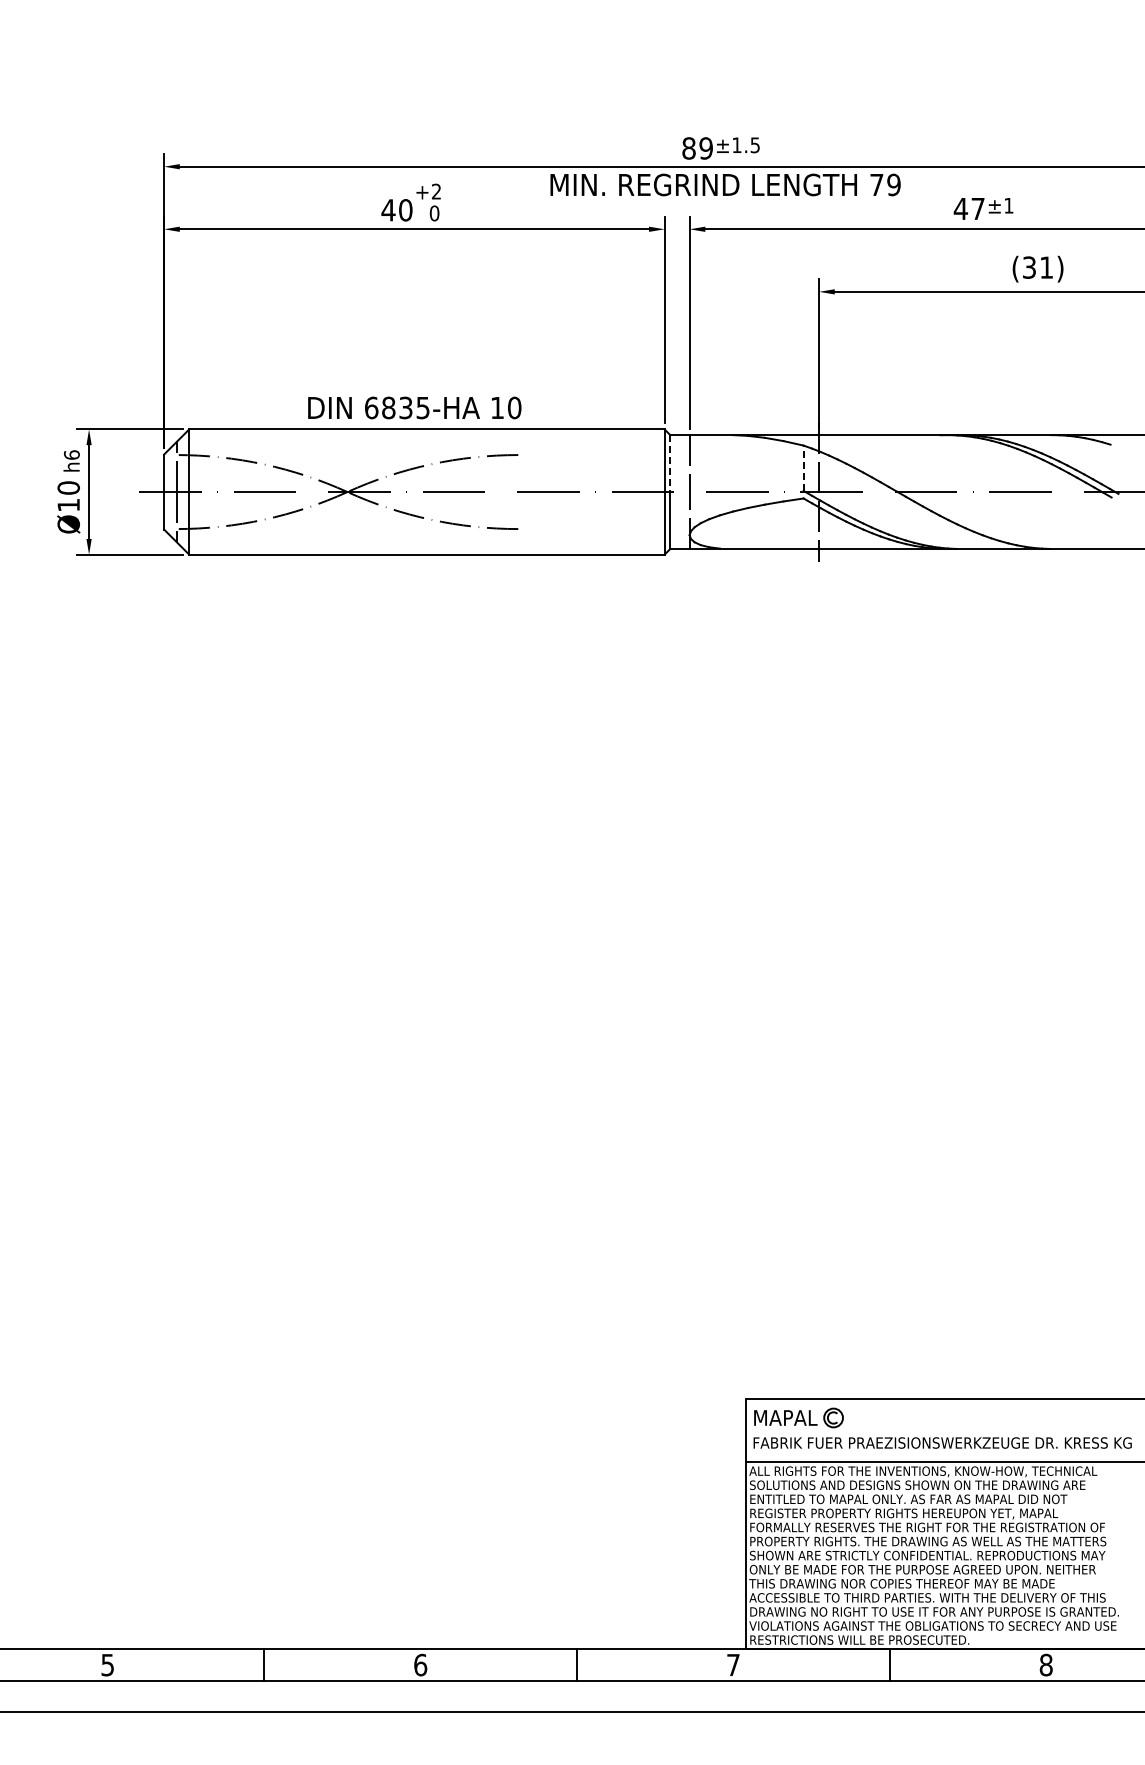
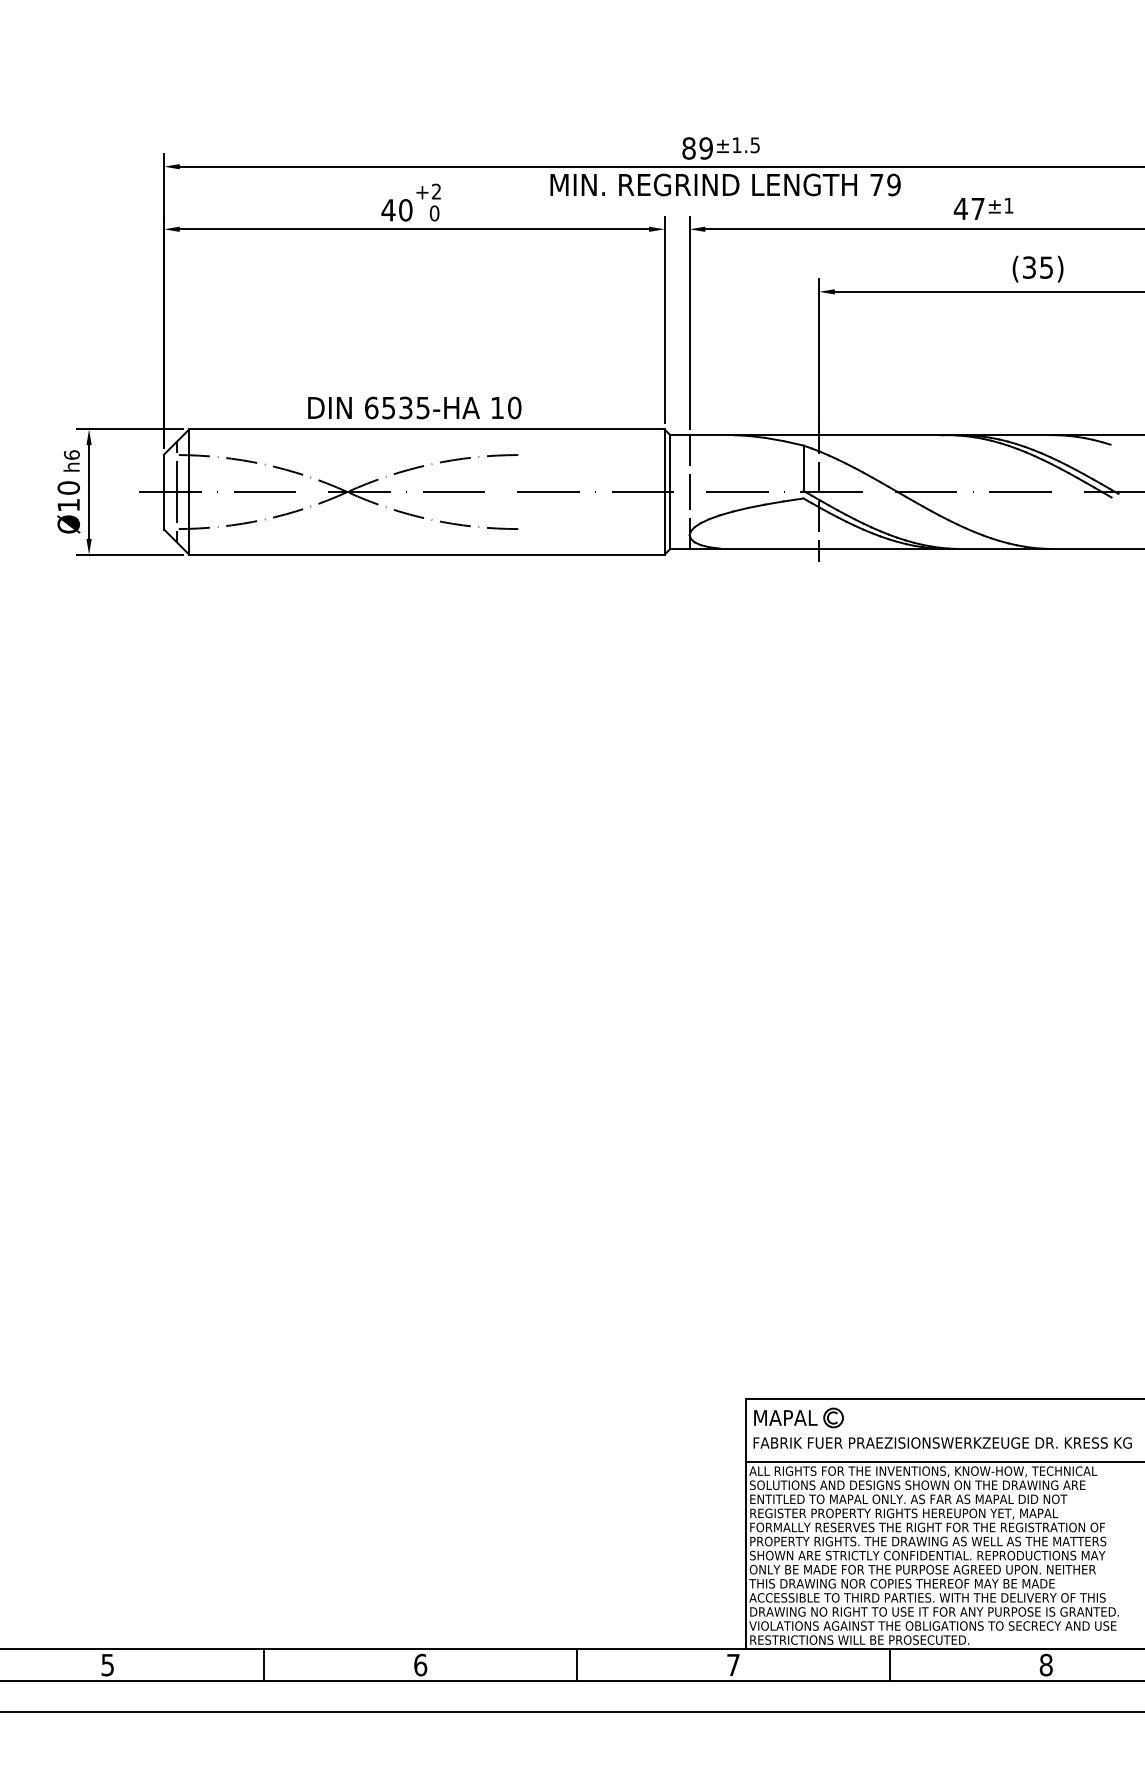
text: (31) -> (35) (1046, 267)
text: 6835-HA -> 6535-HA (388, 407)
line: dashed -> solid (670, 464)
line: dashed -> solid (803, 468)
